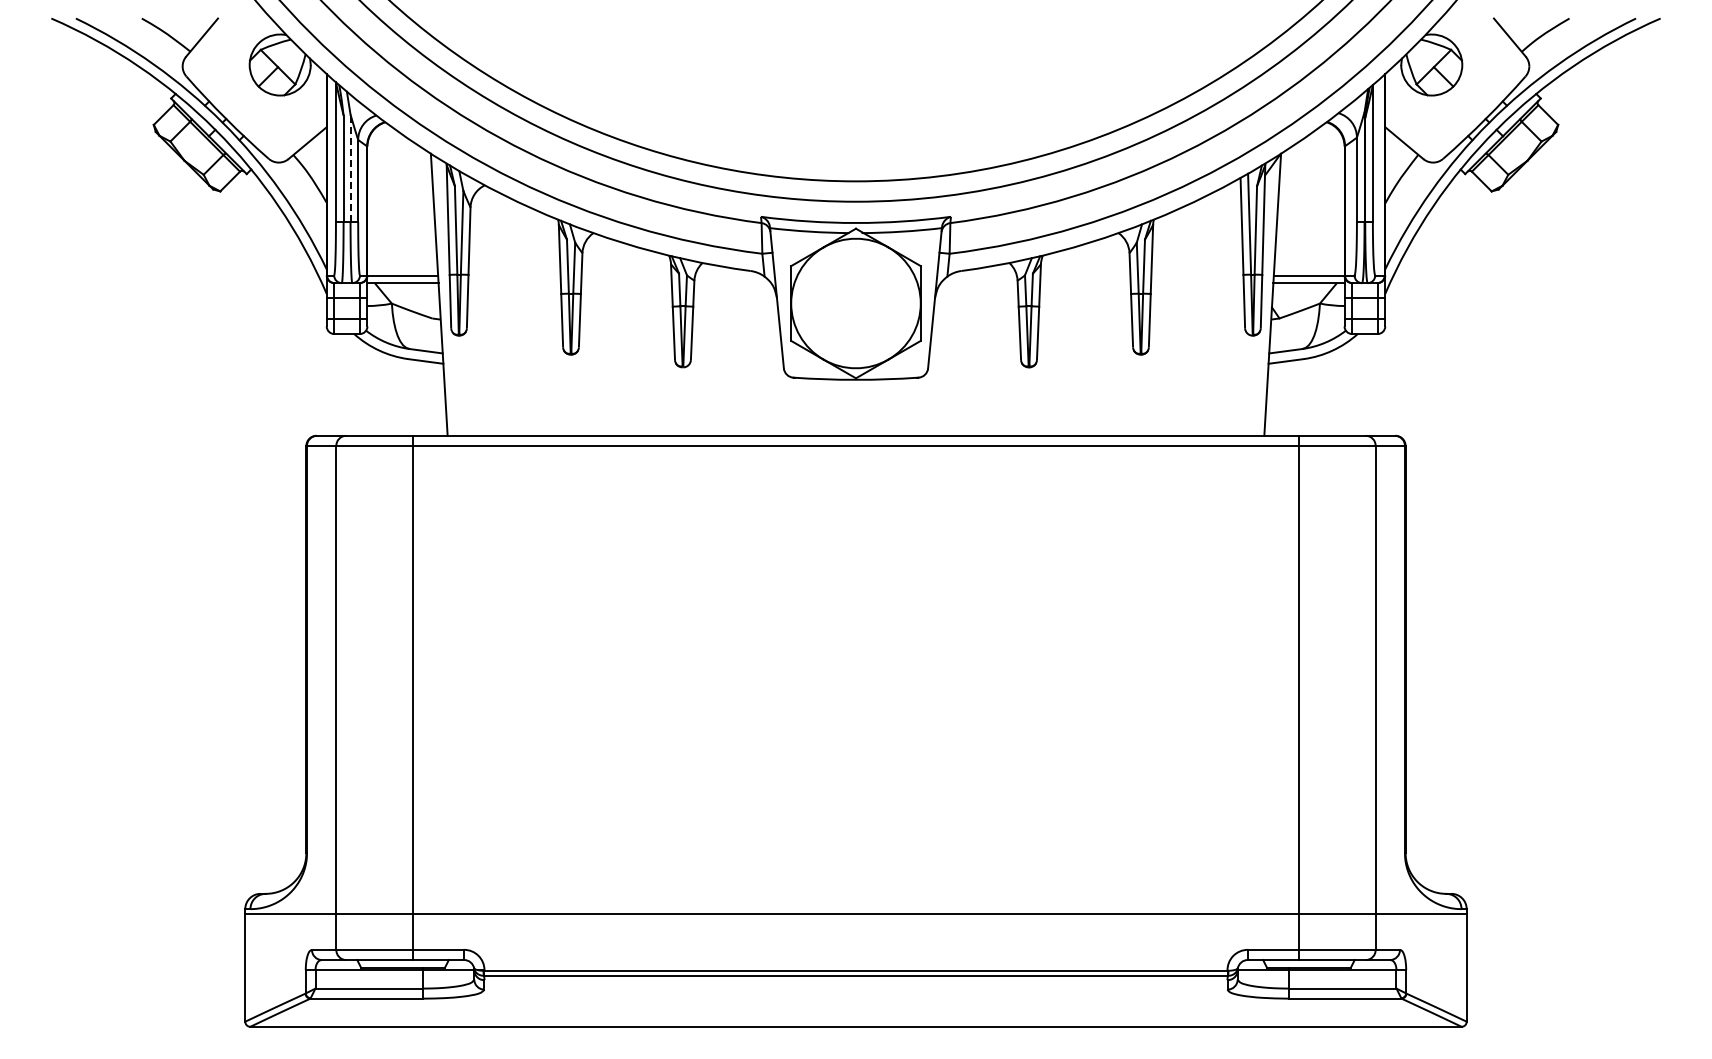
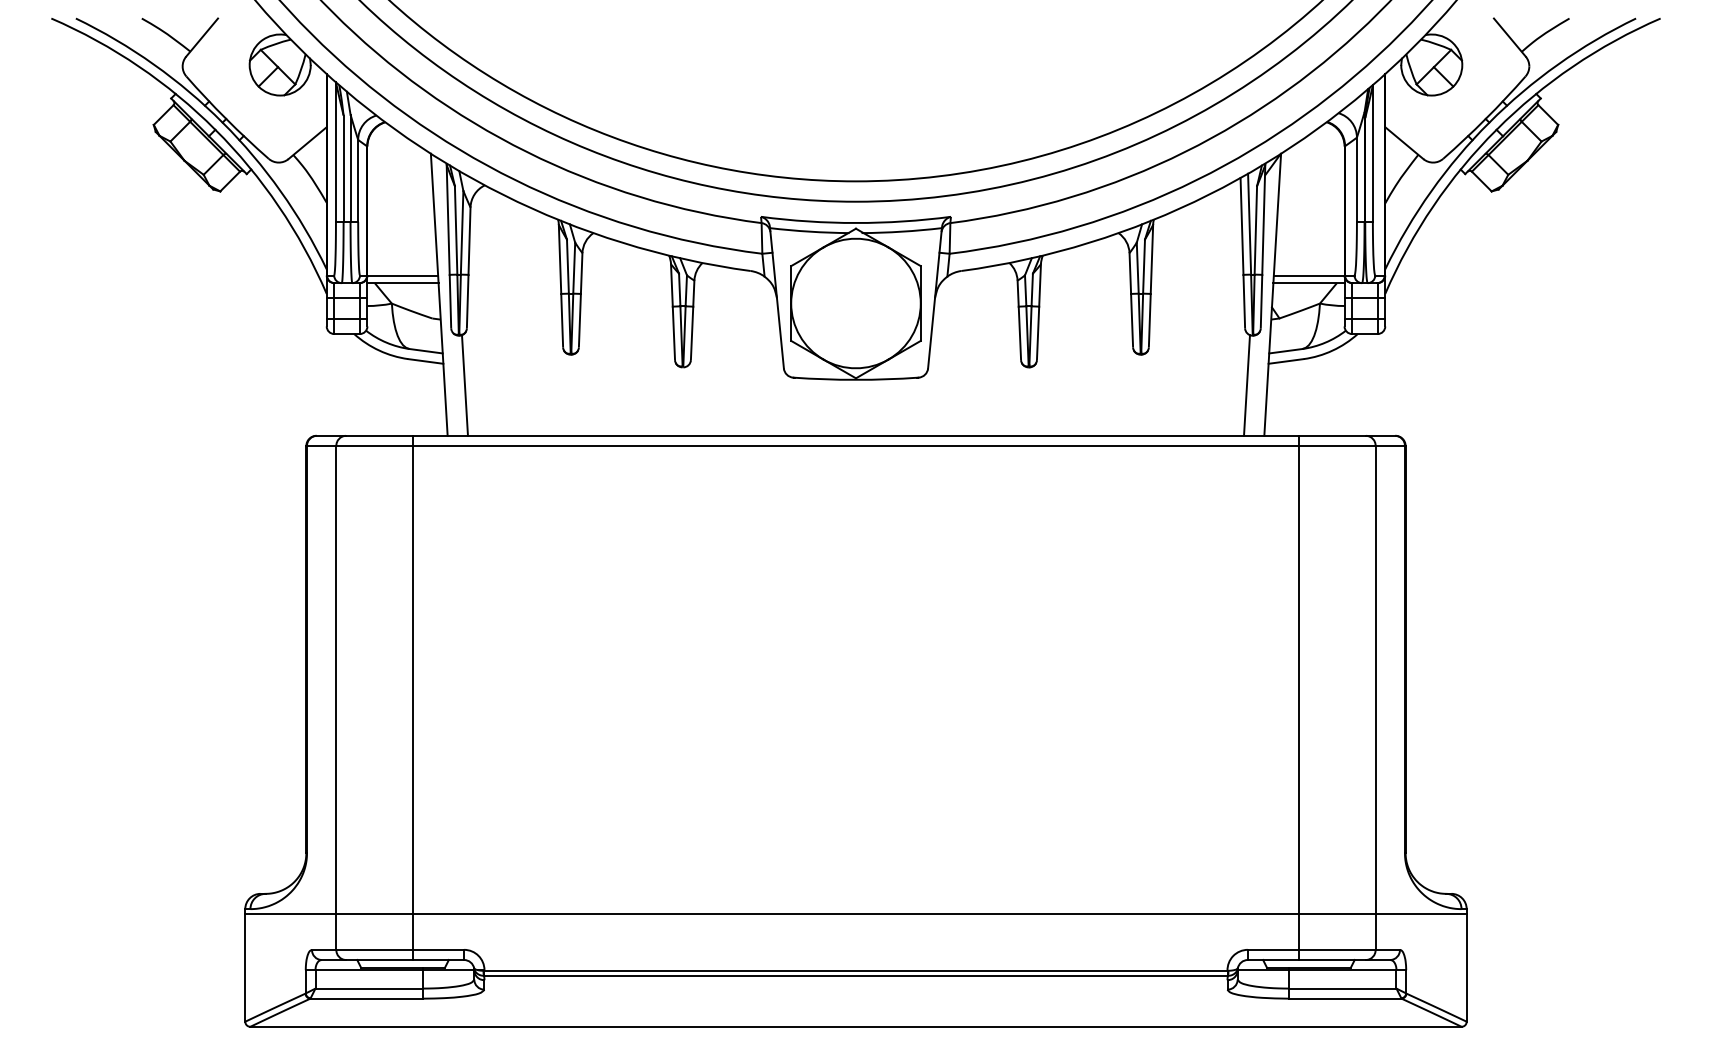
line: dashed -> solid (350, 168)
line: none -> present (464, 385)
line: none -> present (1246, 385)
